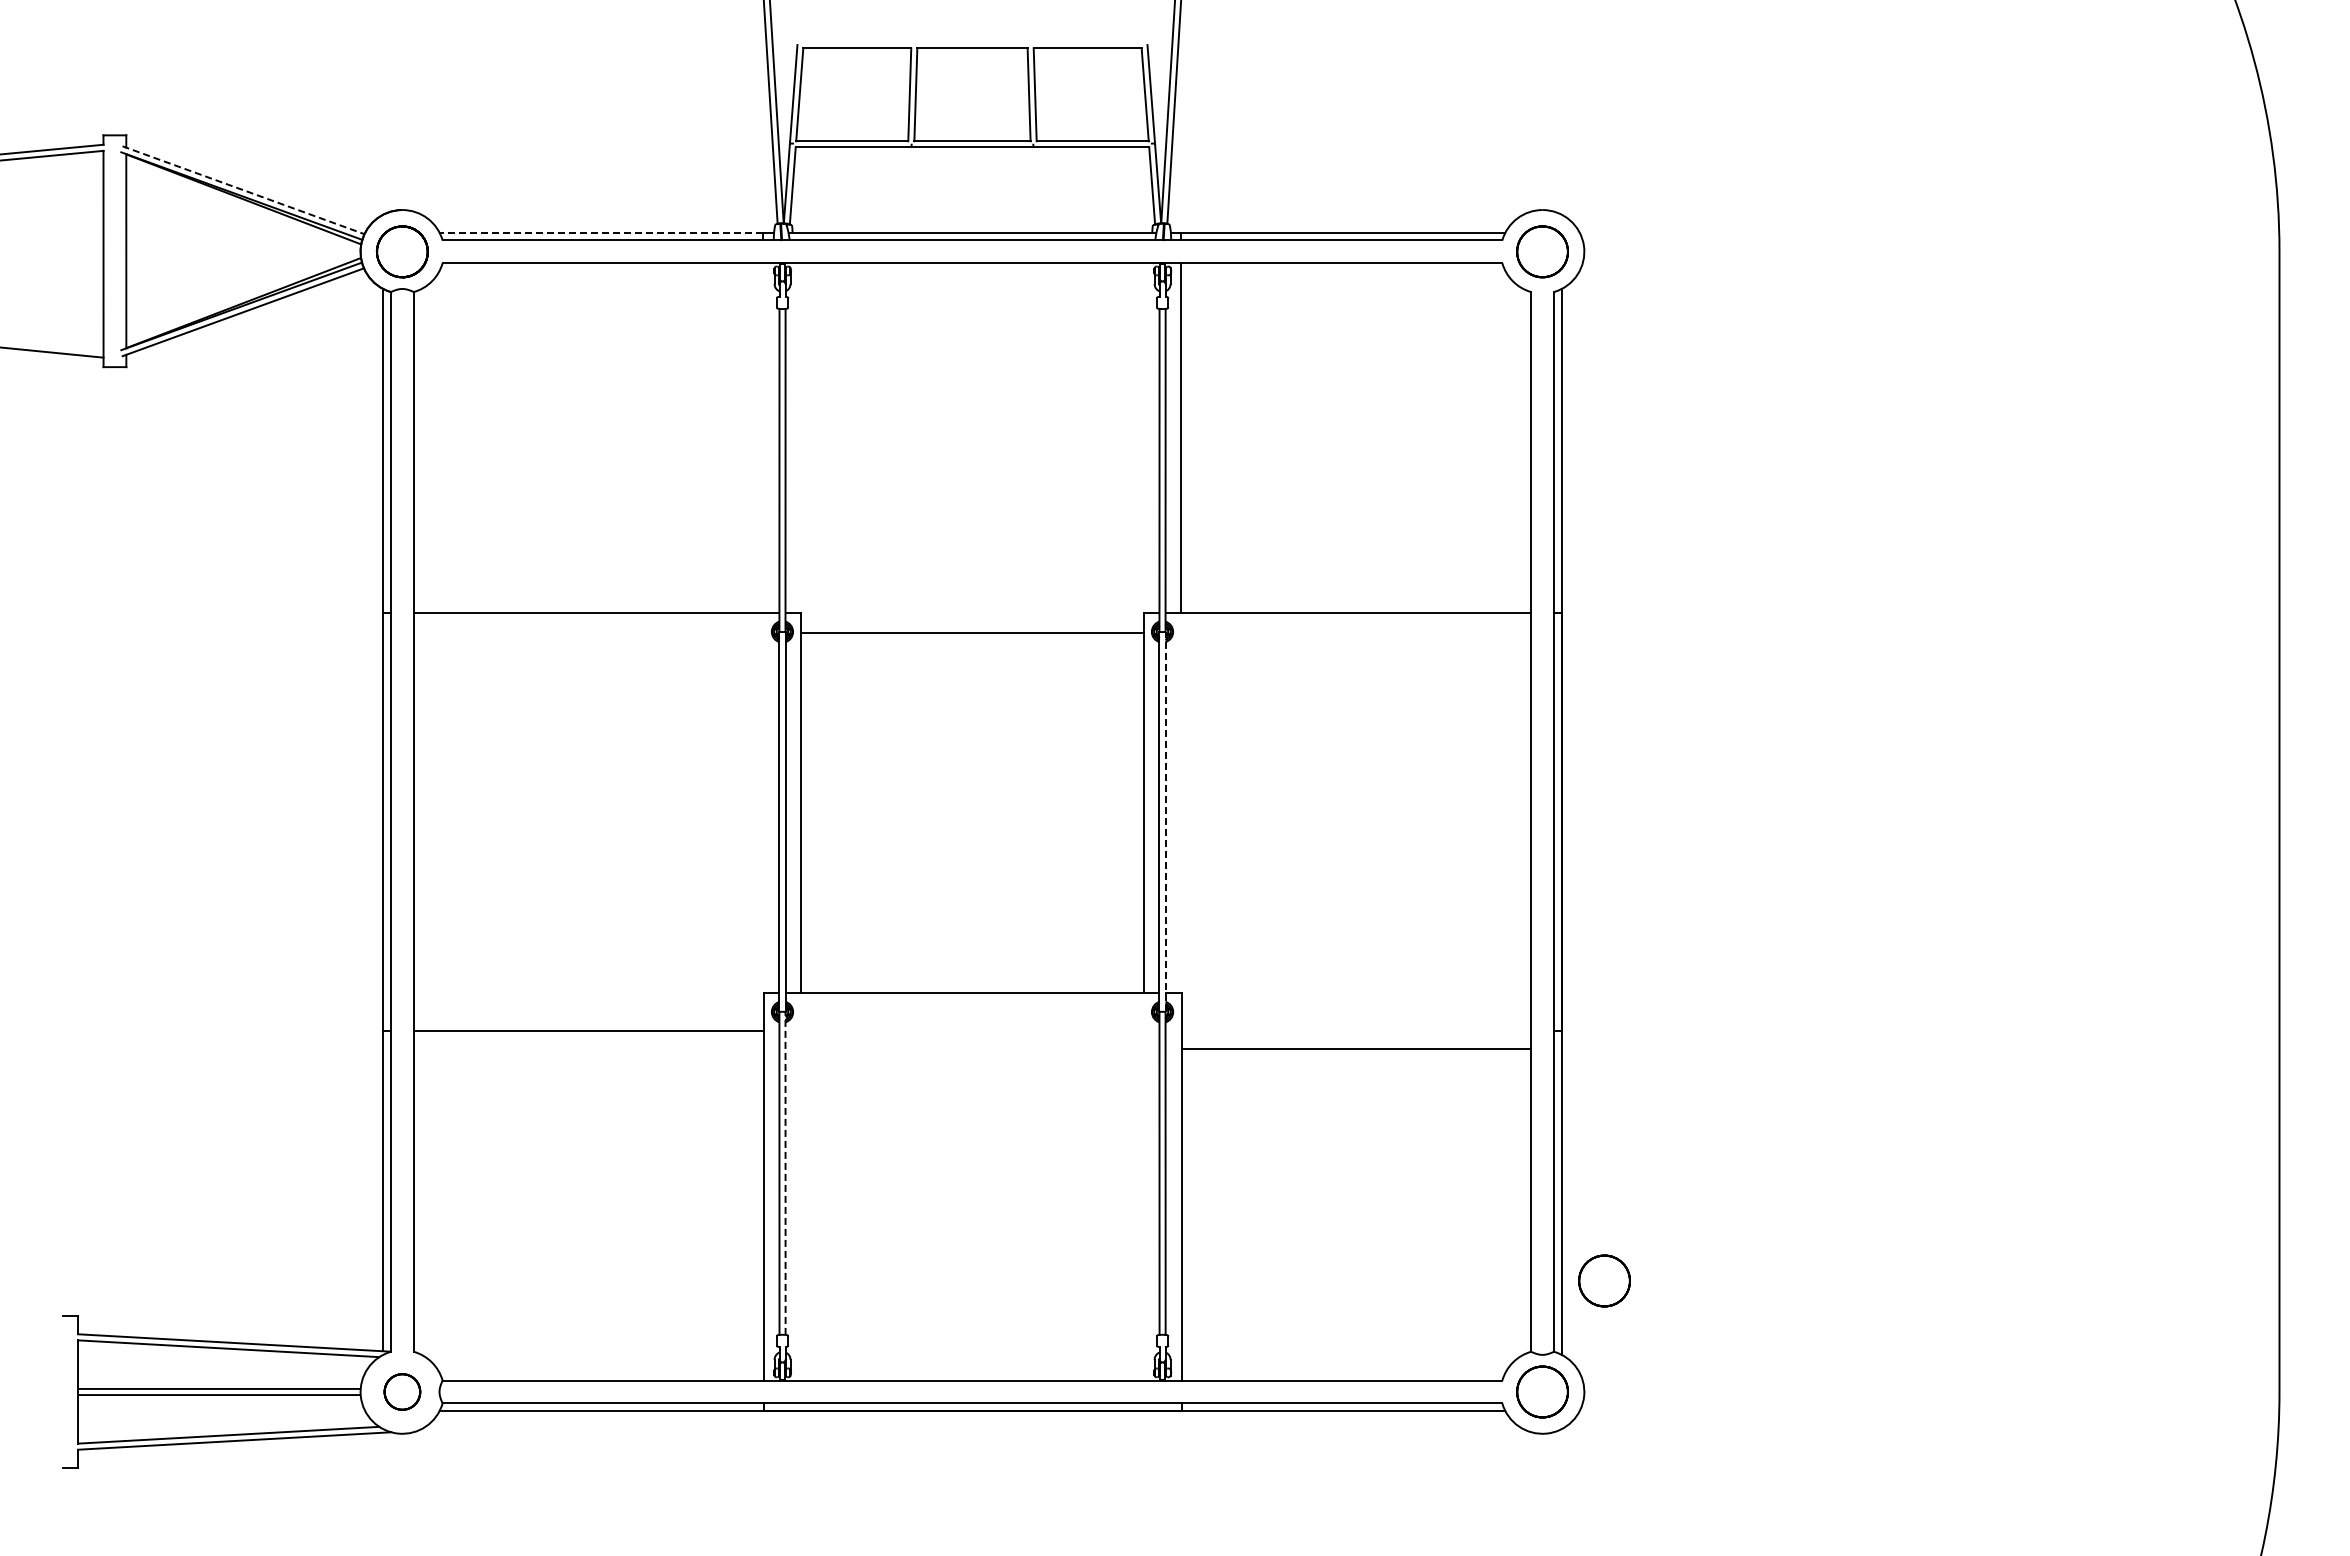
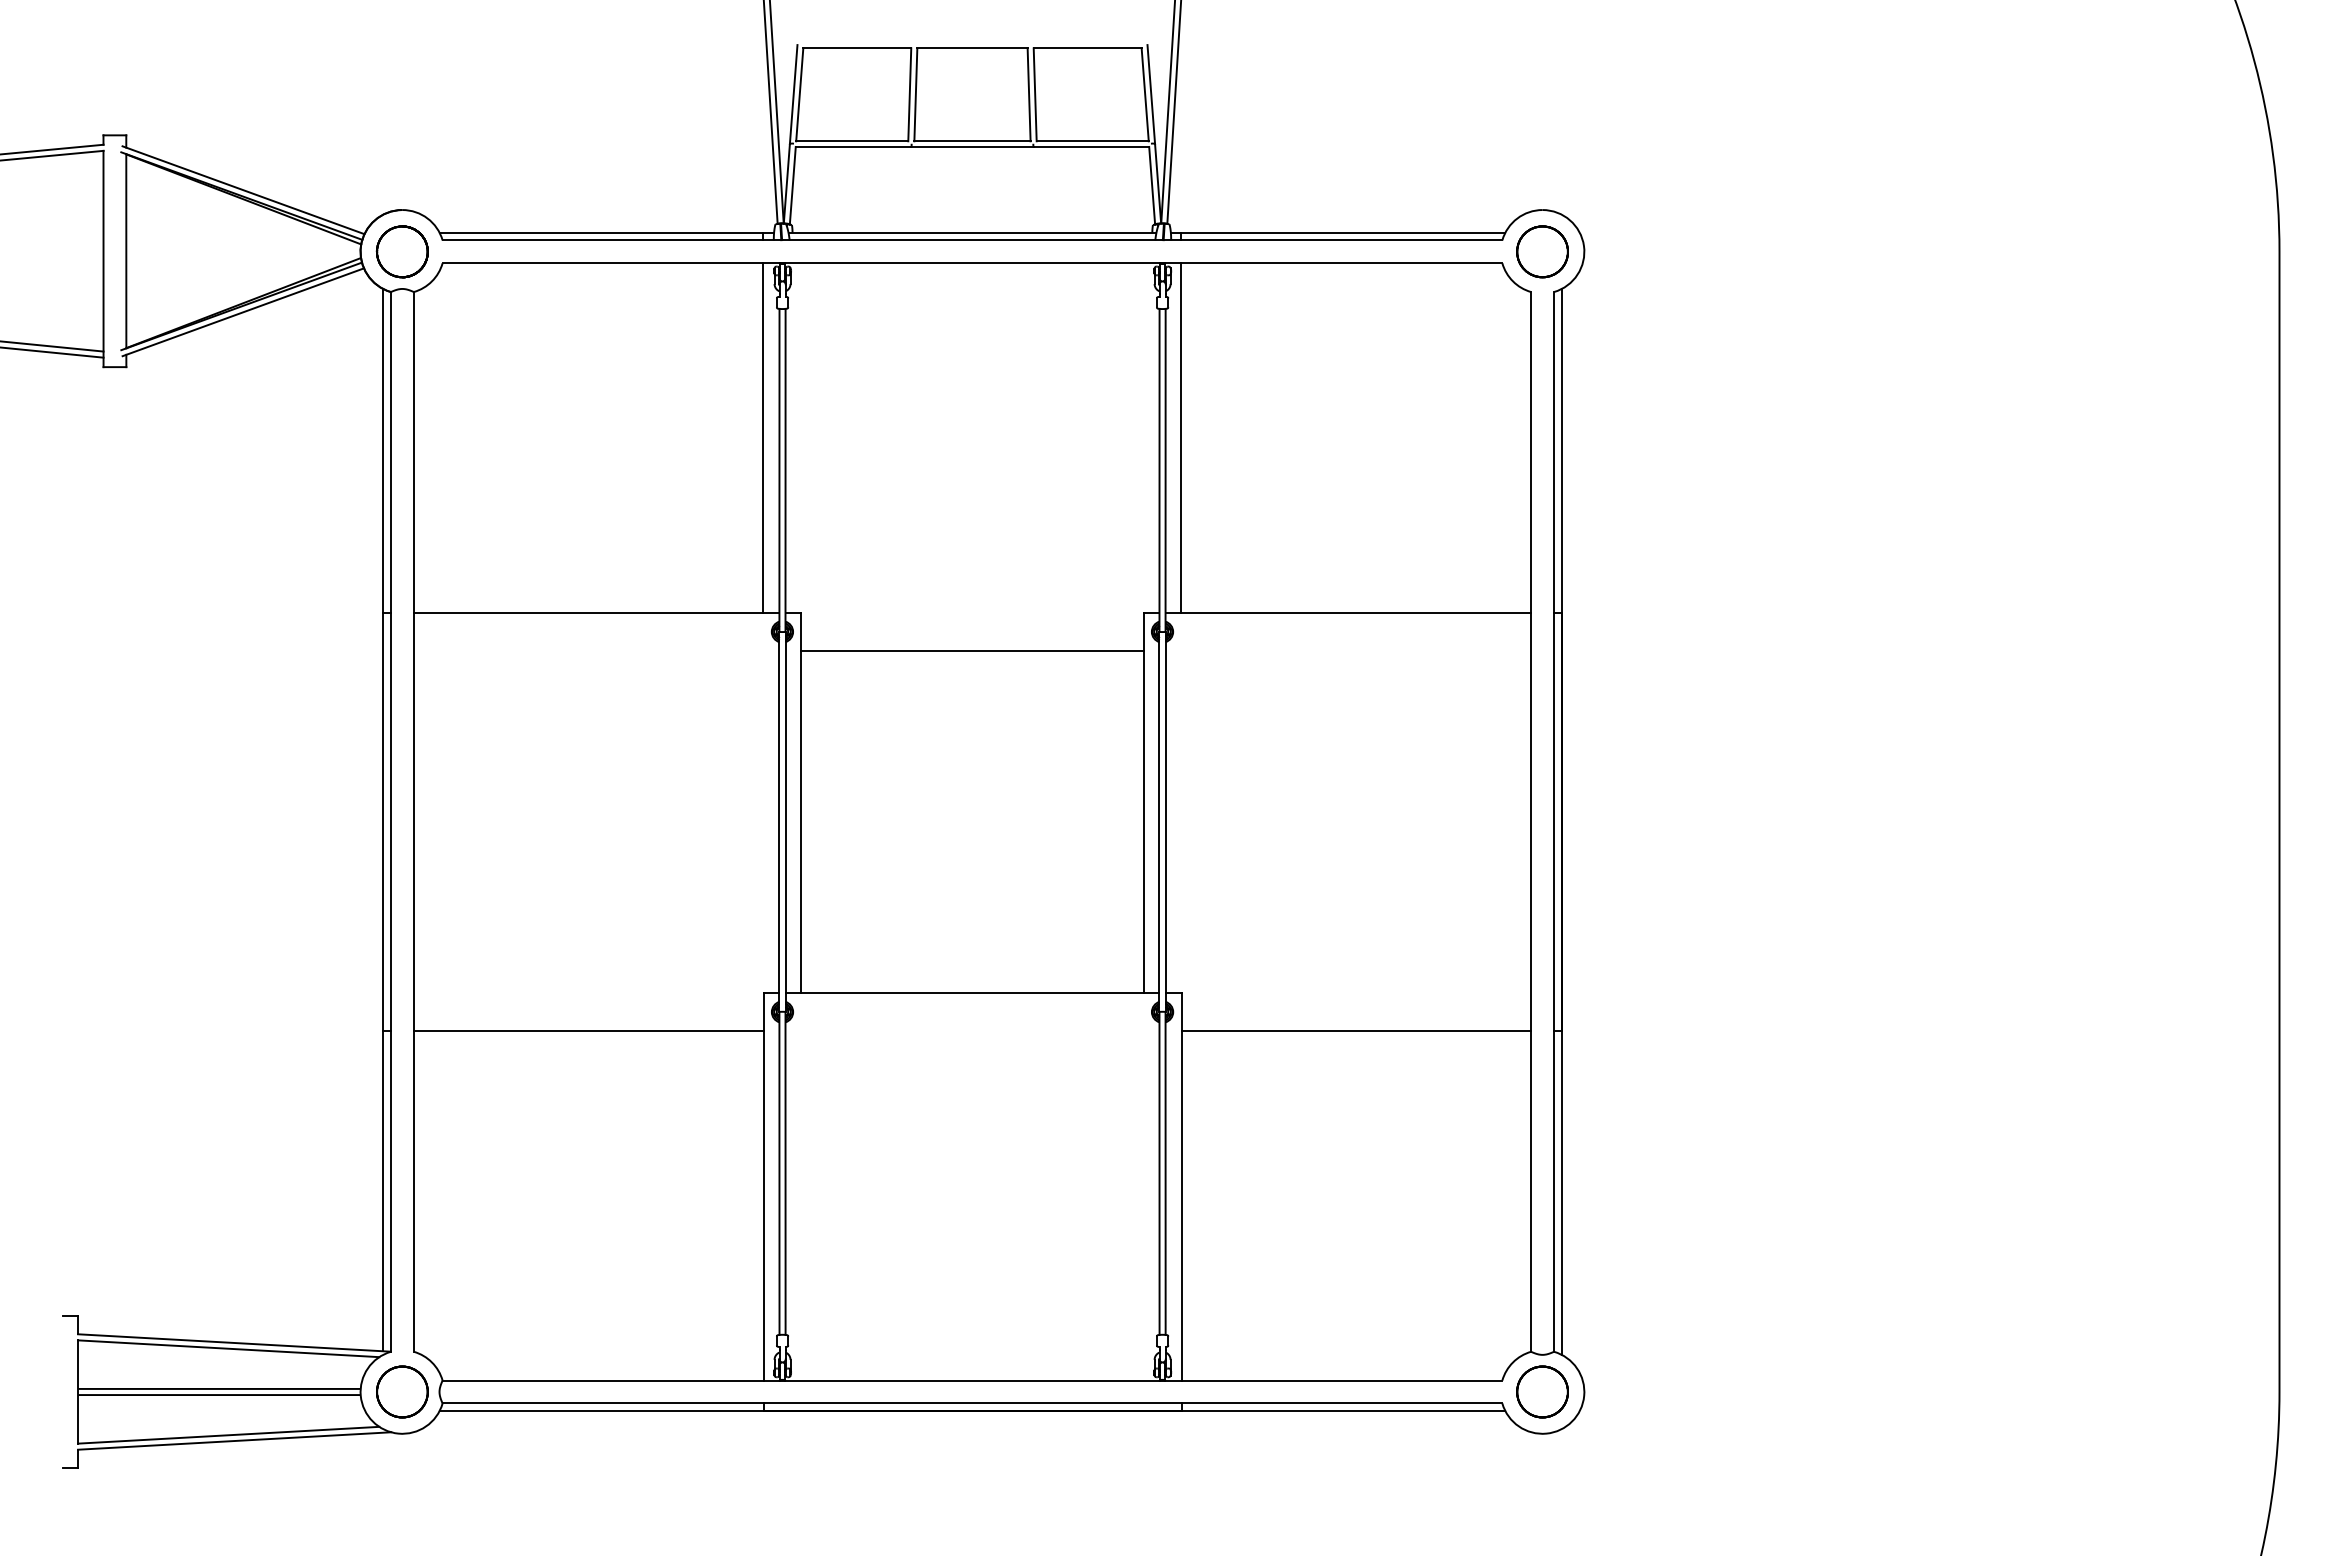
line: dashed -> solid (243, 190)
line: dashed -> solid (601, 232)
line: none -> present (52, 346)
line: none -> present (763, 437)
line position: (972, 632) -> (972, 650) (972, 650)
line: dashed -> solid (1165, 821)
line position: (1356, 1048) -> (1356, 1030) (1356, 1030)
line: dashed -> solid (785, 1172)
part: present -> none (1604, 1280)
part size: 39x38 px -> 53x54 px (402, 1391)
